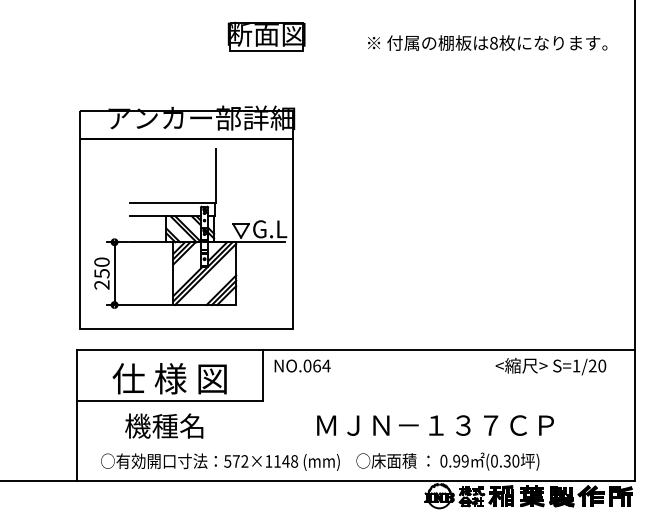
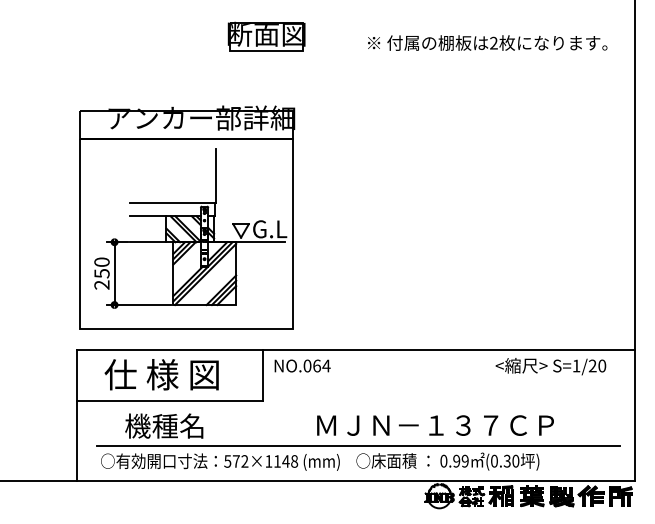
text: 8 -> 2 (493, 43)
text position: (169, 378) -> (161, 374) (161, 374)
line: none -> present (358, 446)
